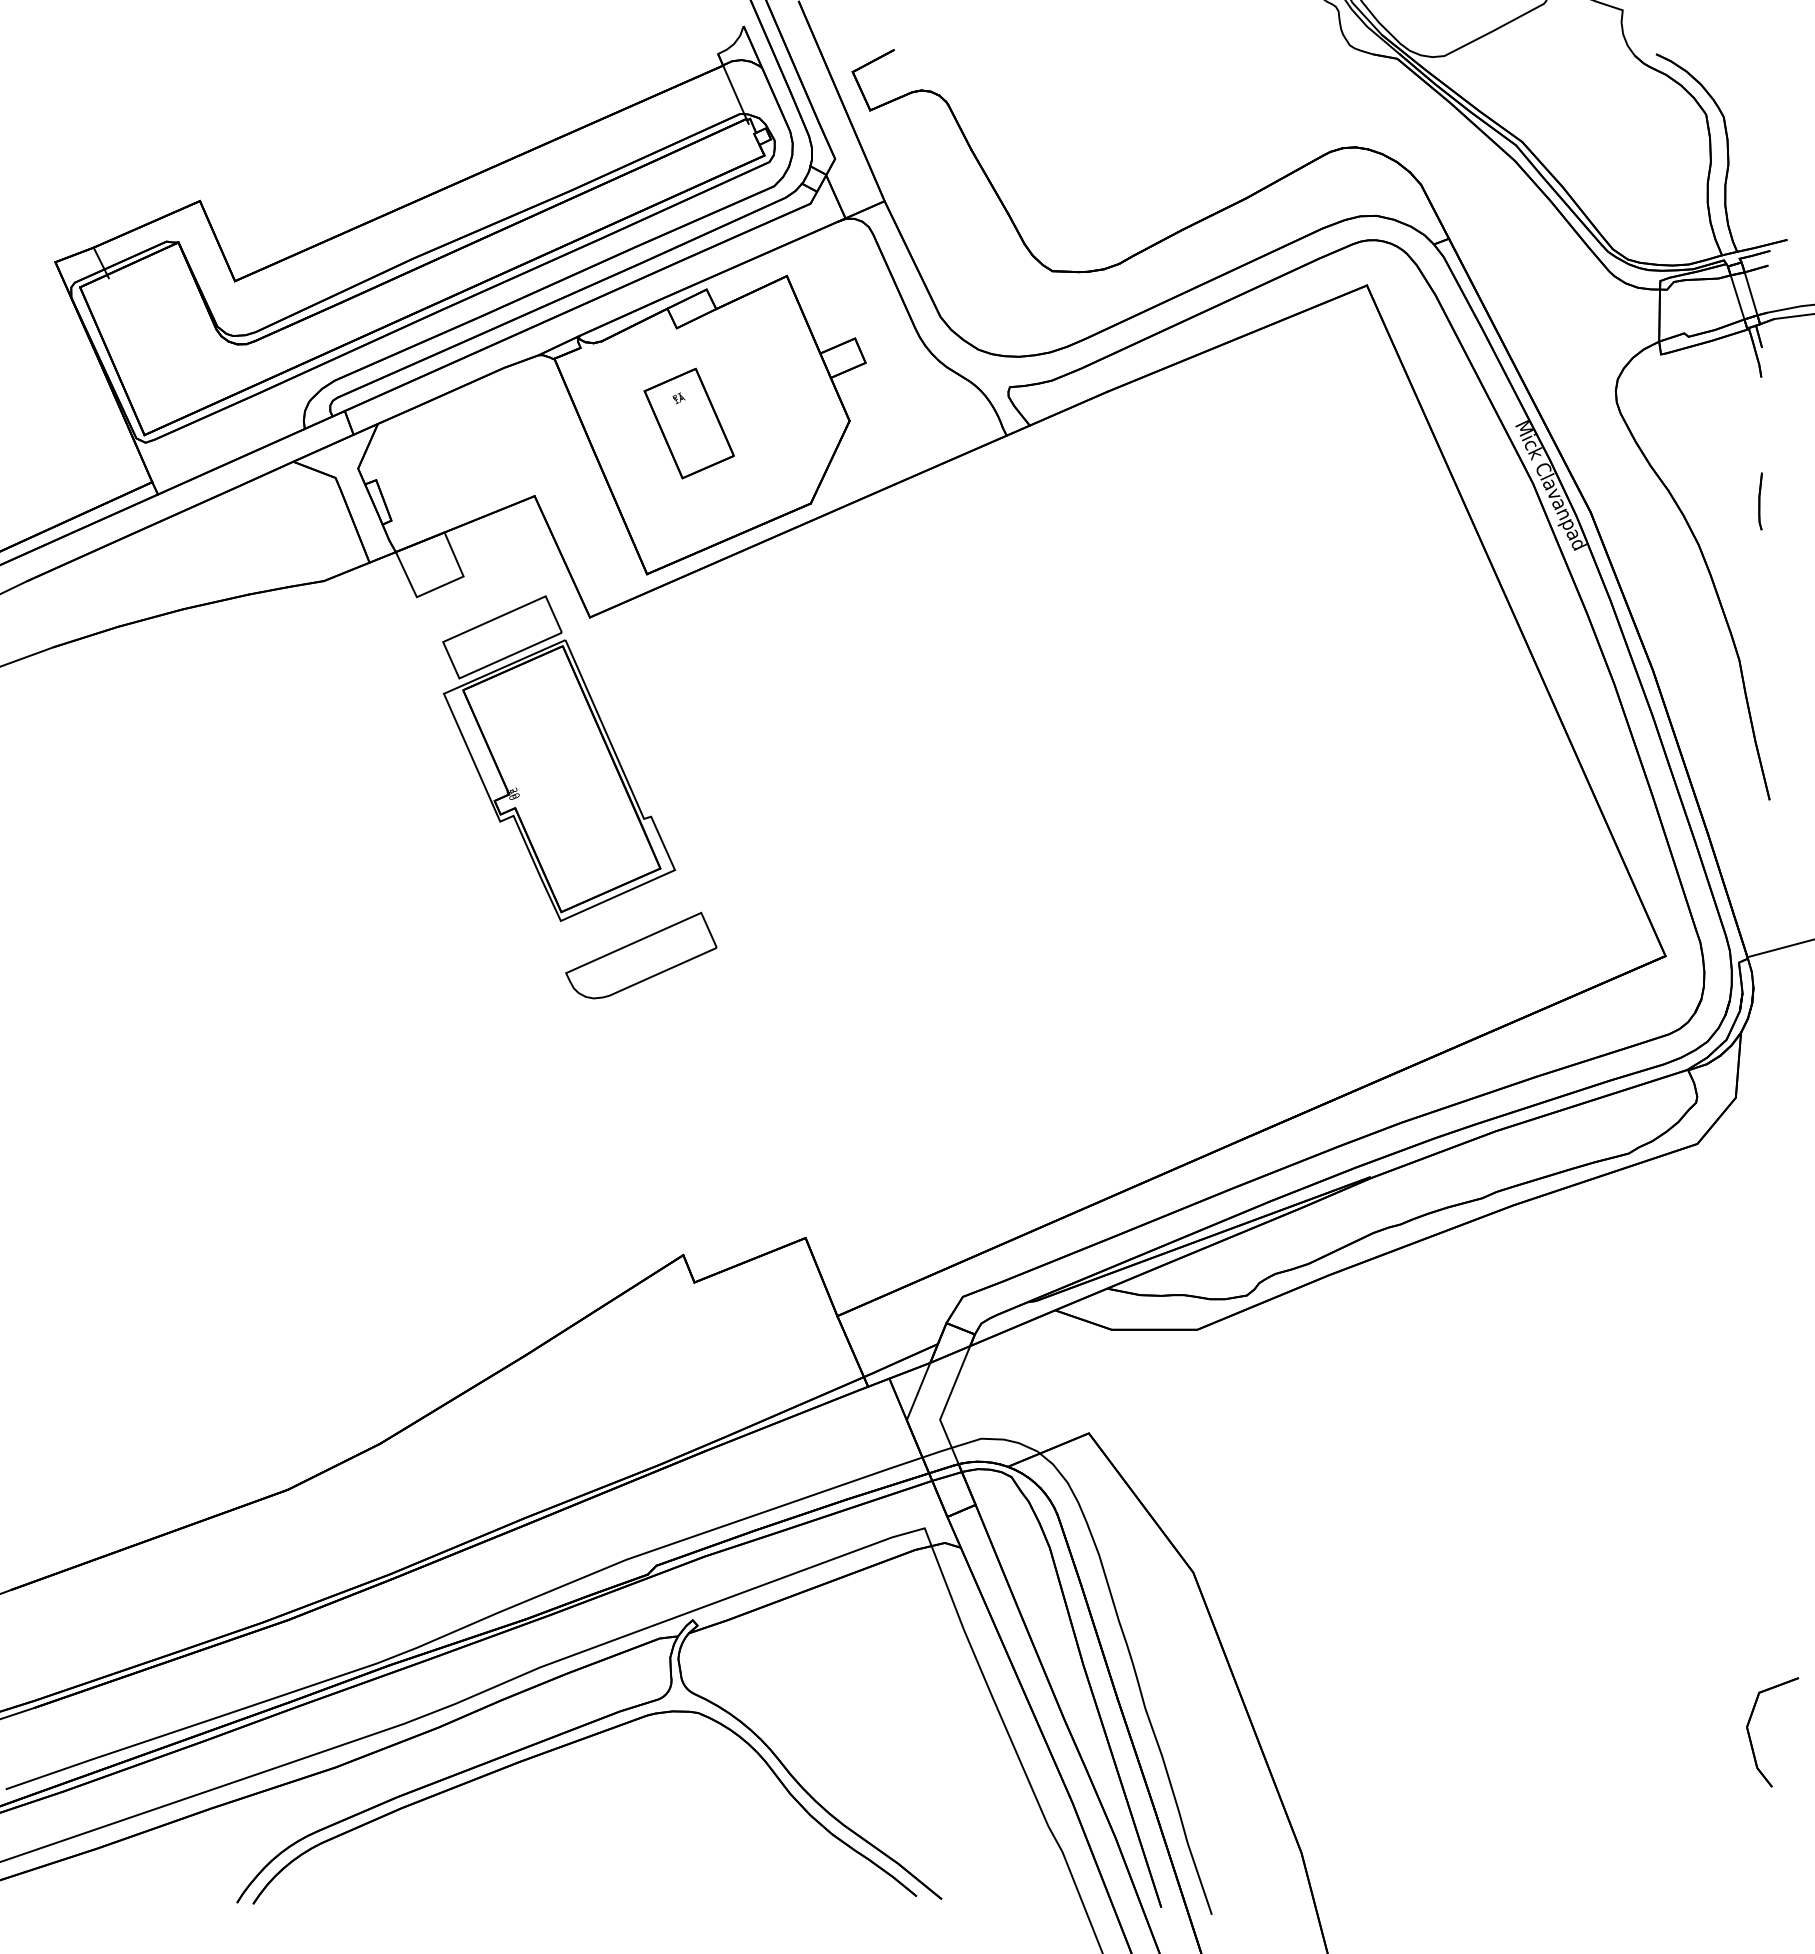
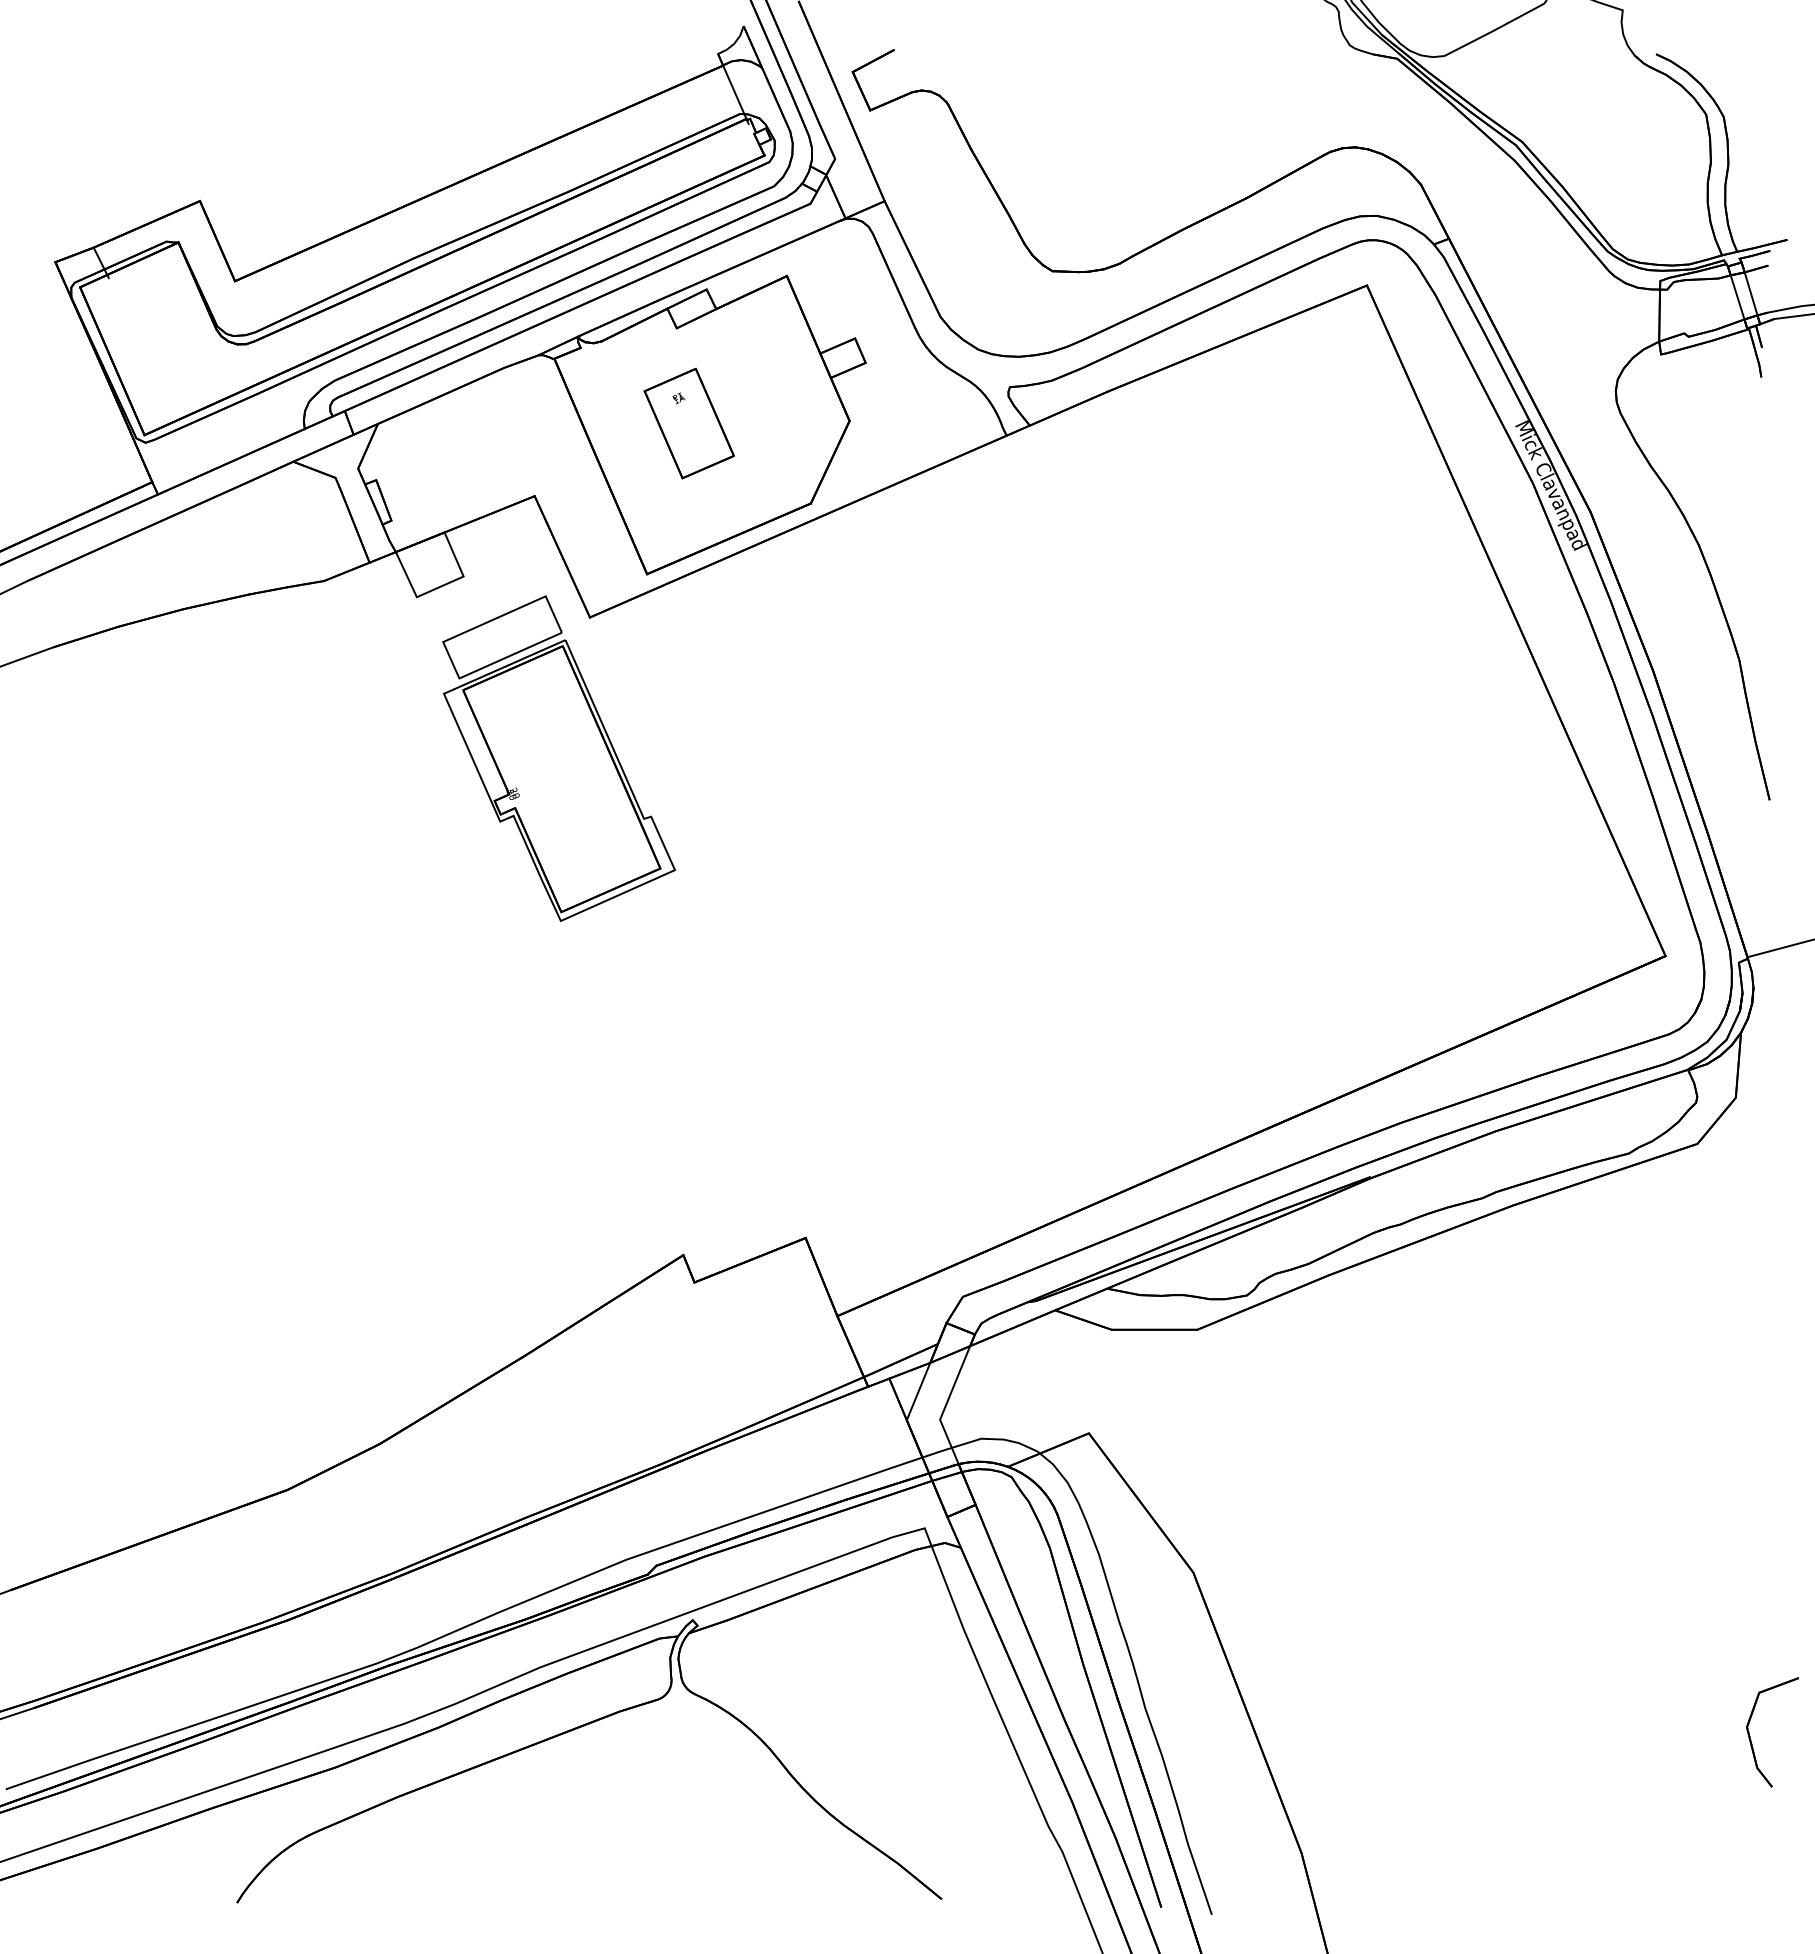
part: present -> none (1760, 501)
part: present -> none (641, 955)
part: present -> none (563, 1747)
